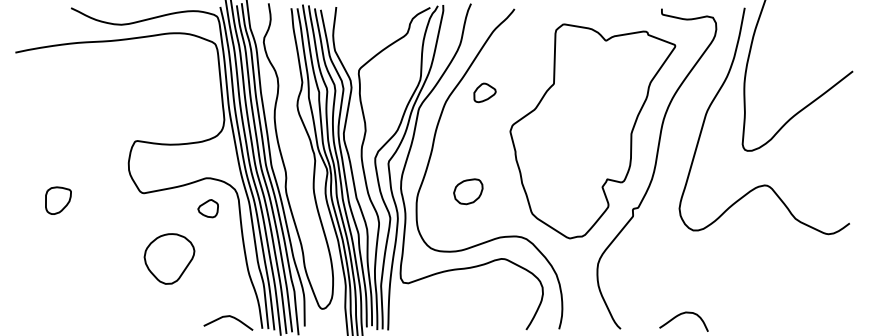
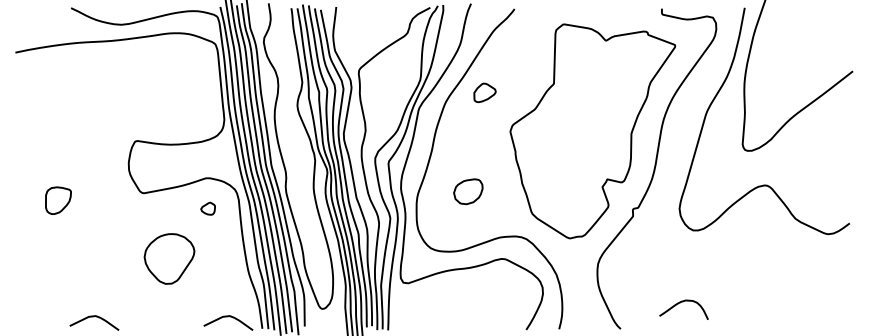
part size: 22x20 px -> 16x15 px (207, 208)
curve position: (680, 315) -> (680, 303) (680, 303)
curve: none -> present (94, 317)
